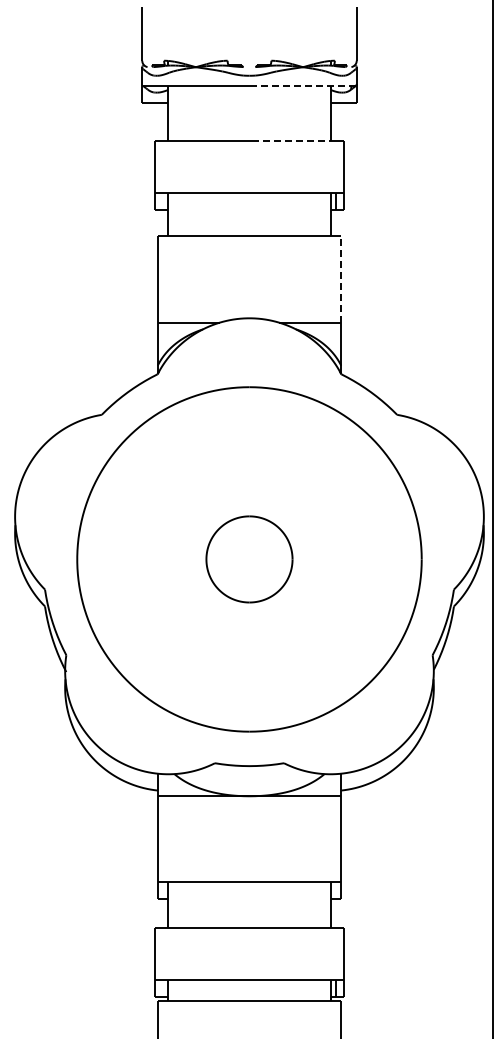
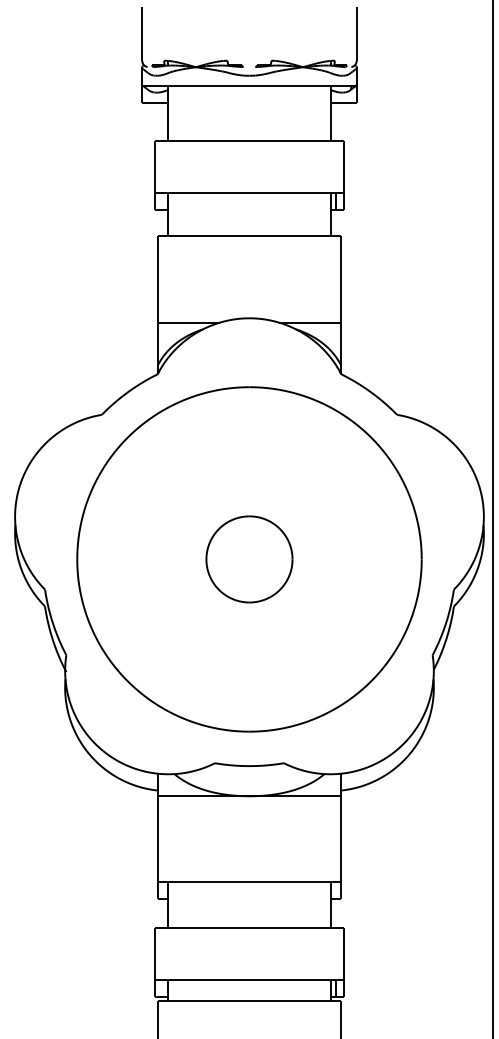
line: dashed -> solid (303, 86)
line: dashed -> solid (296, 141)
line: dashed -> solid (341, 279)
